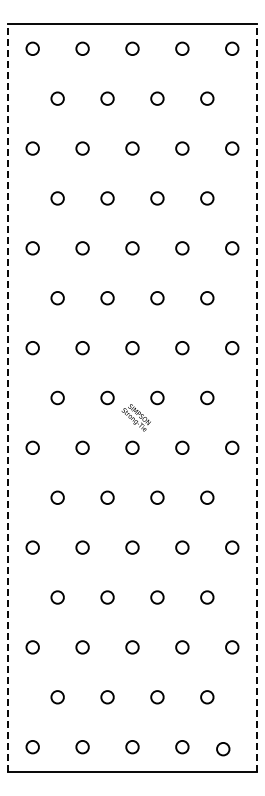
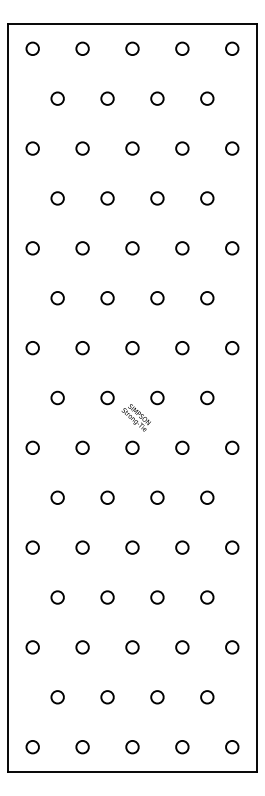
line: dashed -> solid (7, 397)
line: dashed -> solid (257, 397)
circle position: (223, 749) -> (232, 747) (232, 747)
